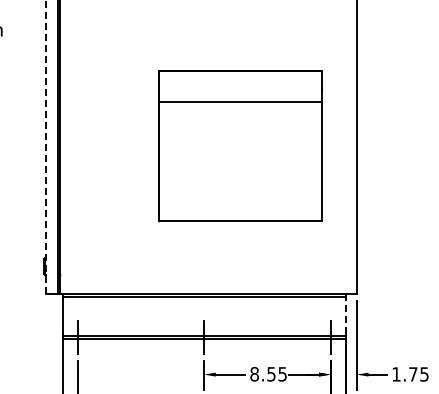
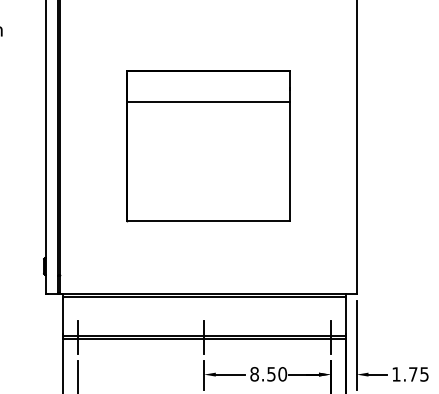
part position: (240, 146) -> (208, 146) (208, 146)
line: dashed -> solid (45, 147)
line: dashed -> solid (345, 316)
text: 8.55 -> 8.50 (282, 374)
